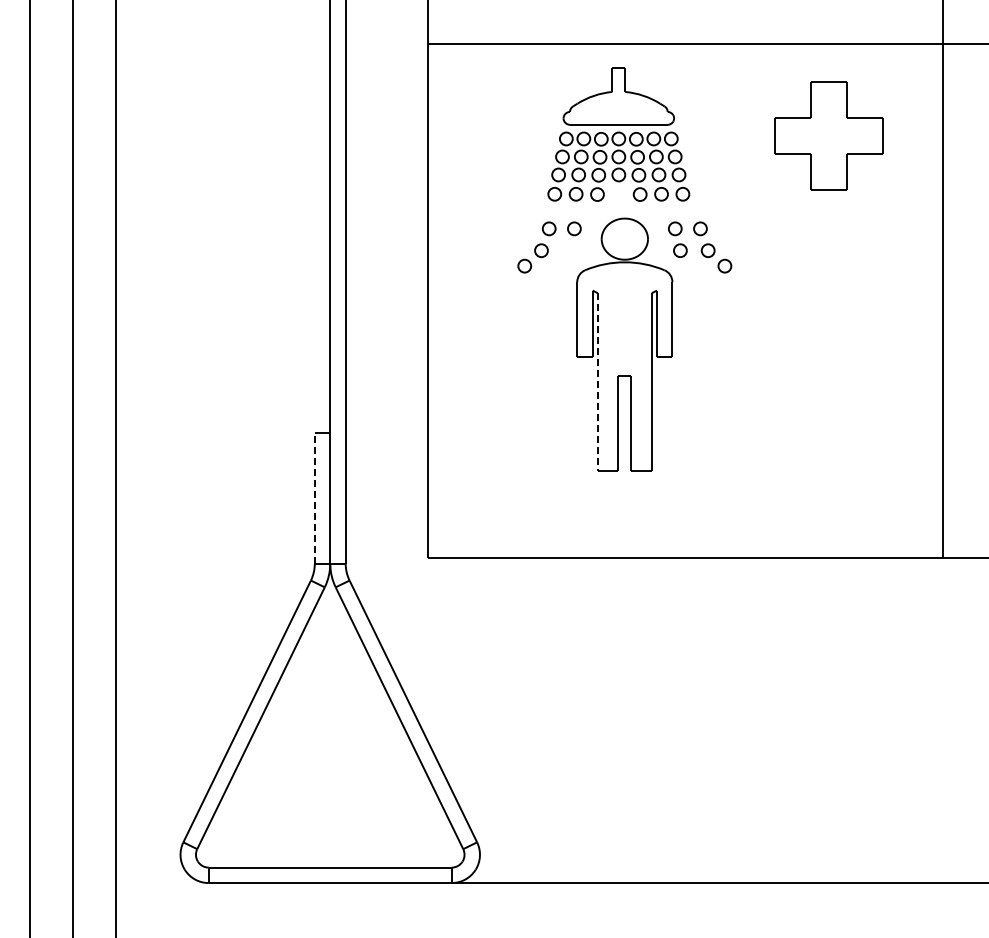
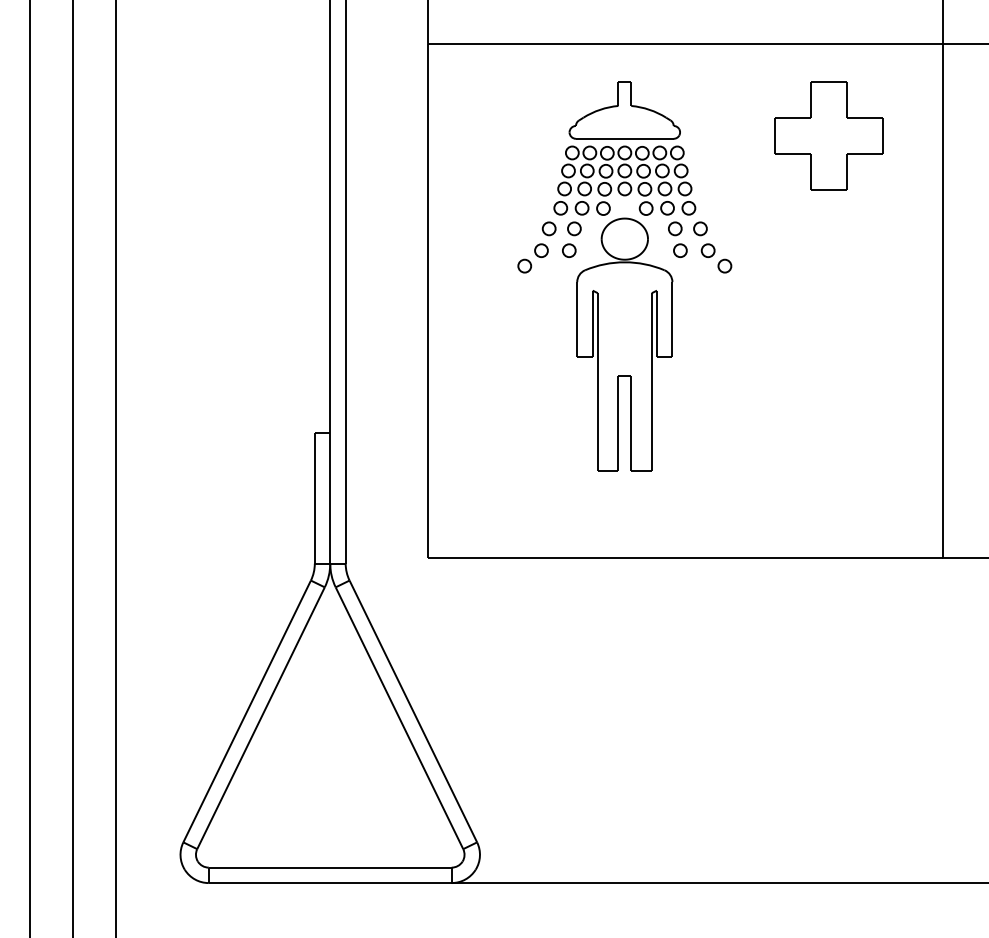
part position: (618, 134) -> (624, 148) (624, 148)
part: none -> present (569, 250)
line: dashed -> solid (597, 381)
line: dashed -> solid (314, 497)
